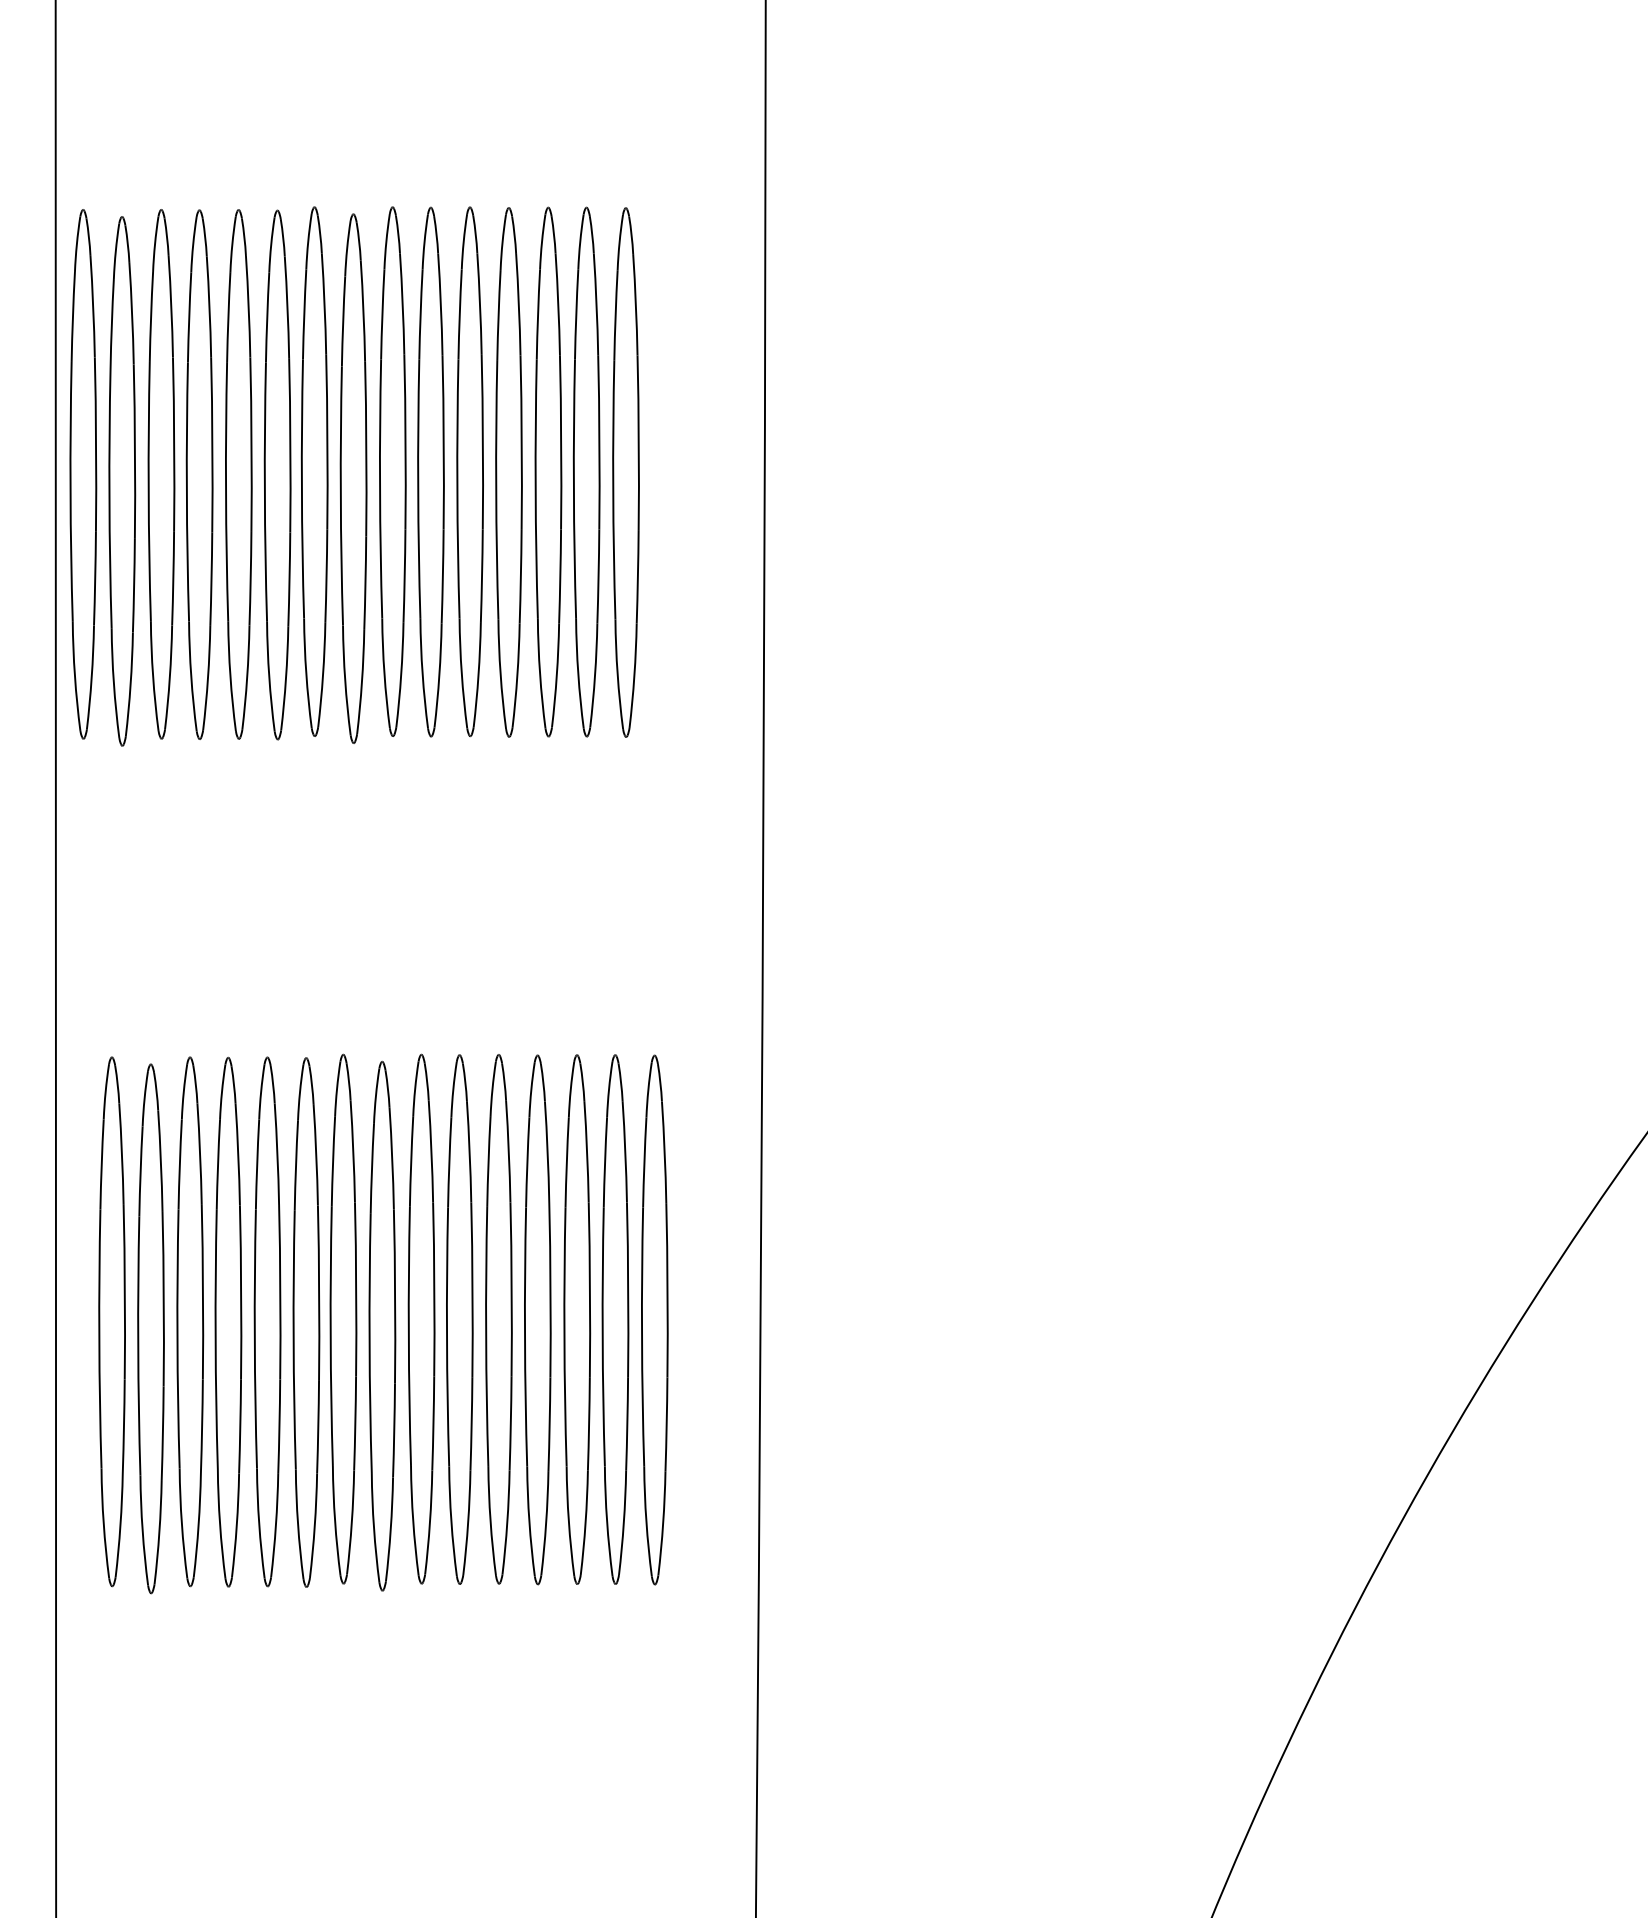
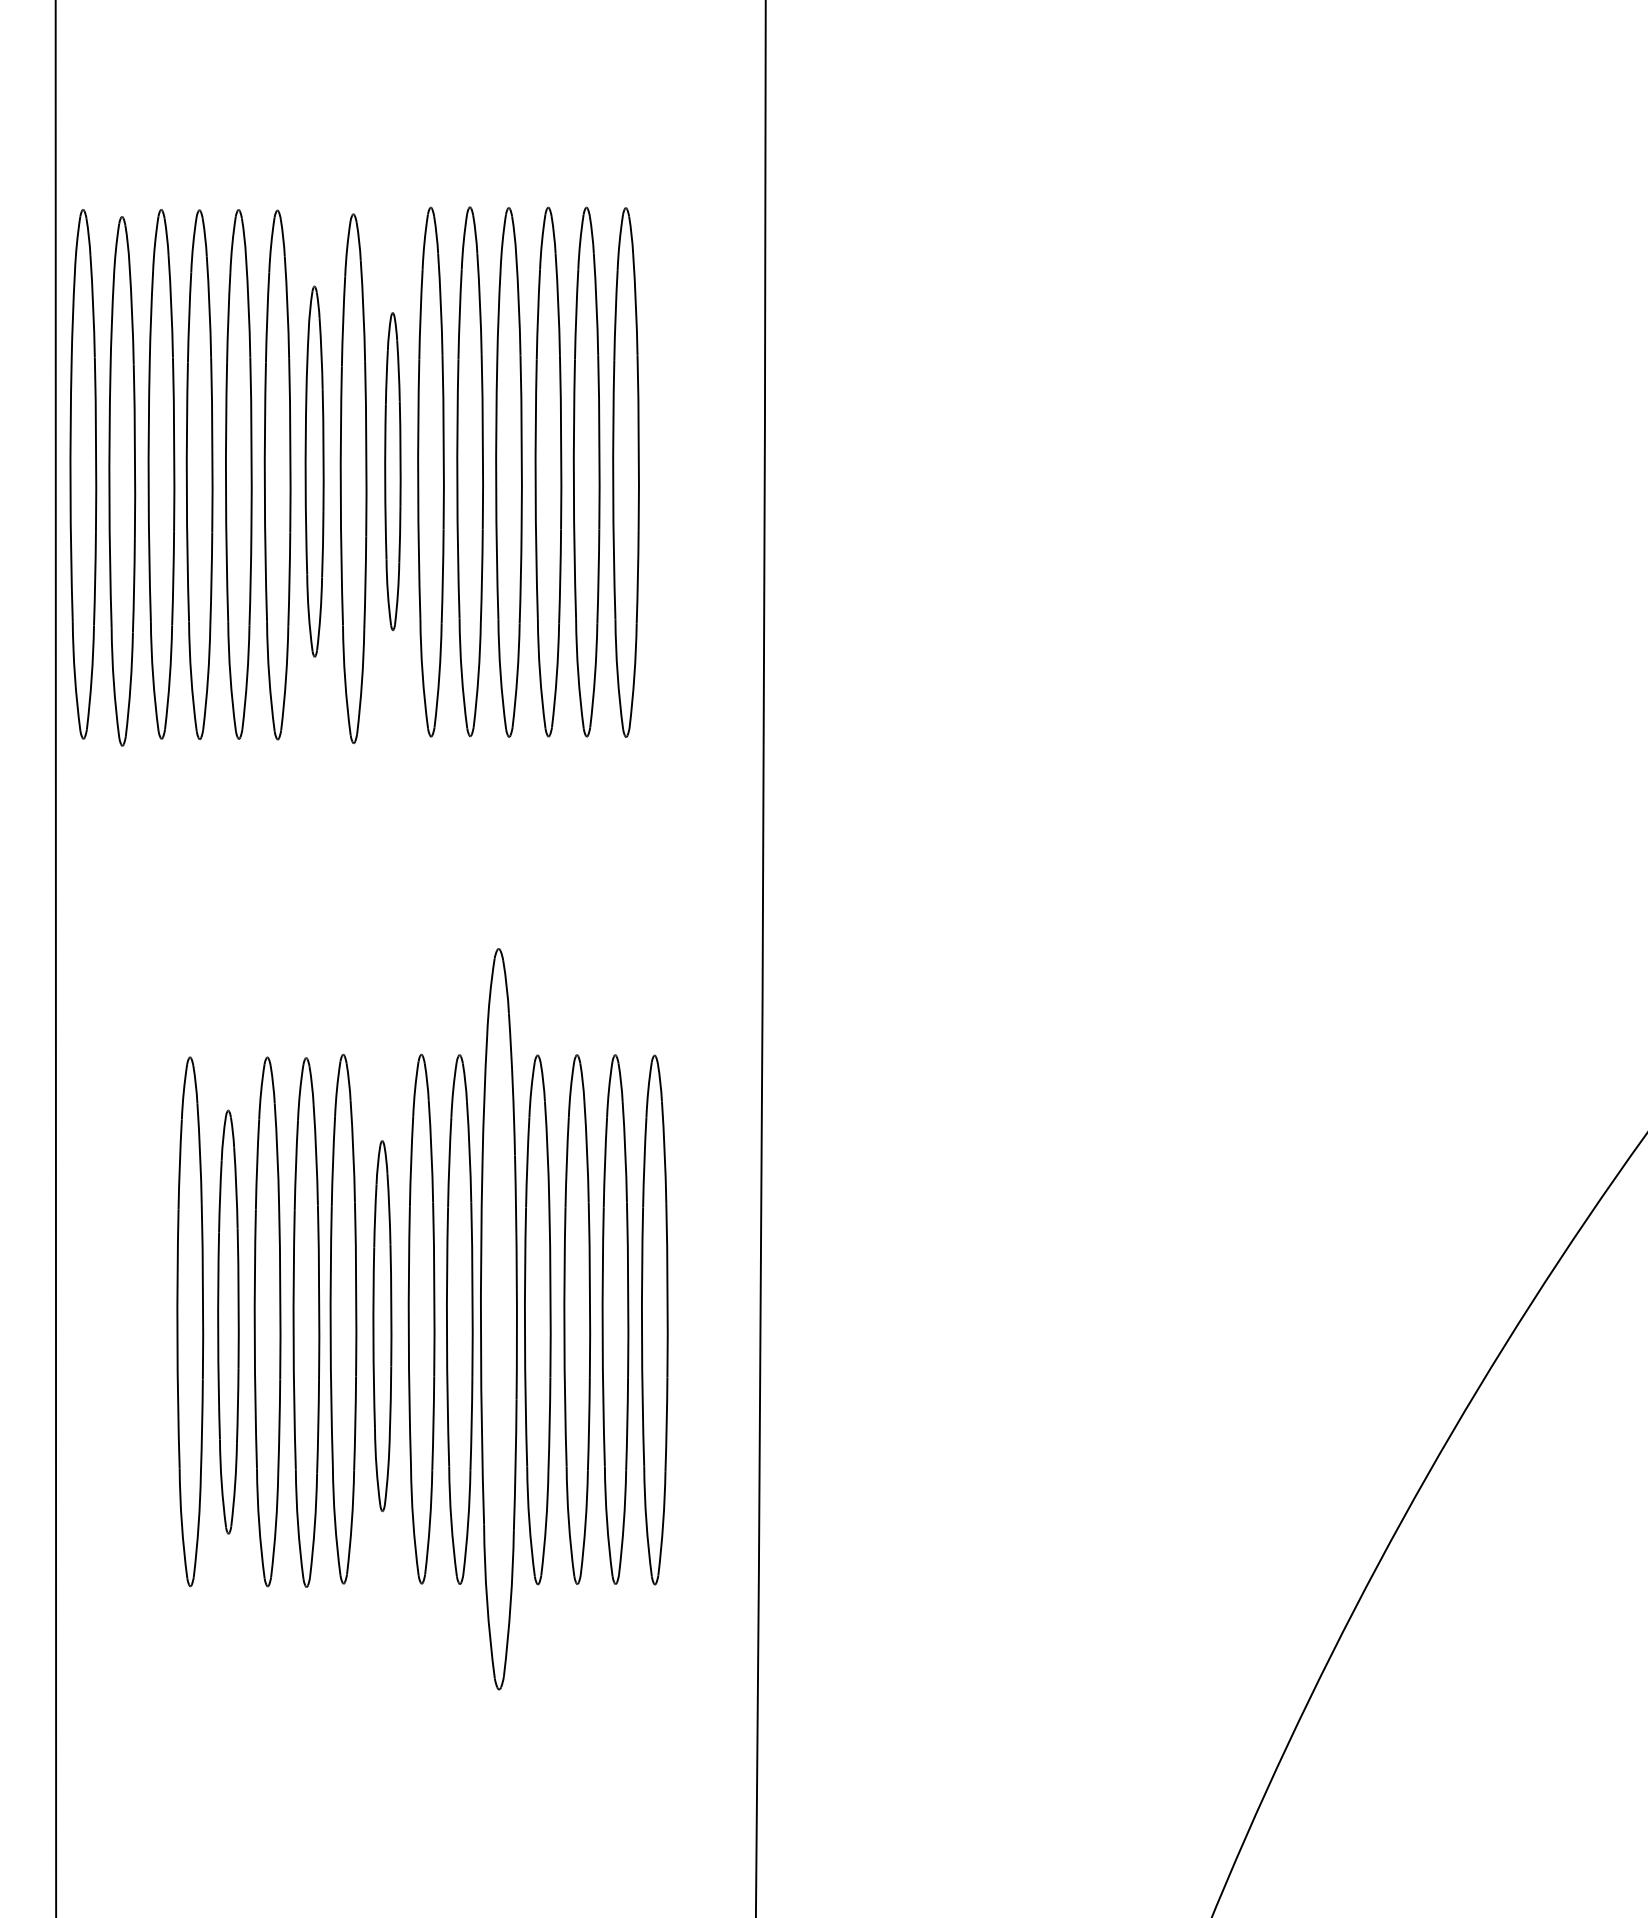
part size: 29x531 px -> 21x373 px (314, 471)
part size: 28x531 px -> 18x320 px (392, 471)
part size: 28x531 px -> 38x743 px (498, 1319)
part: present -> none (111, 1321)
part size: 29x532 px -> 23x426 px (228, 1321)
part size: 29x532 px -> 21x373 px (382, 1326)
part: present -> none (150, 1328)
